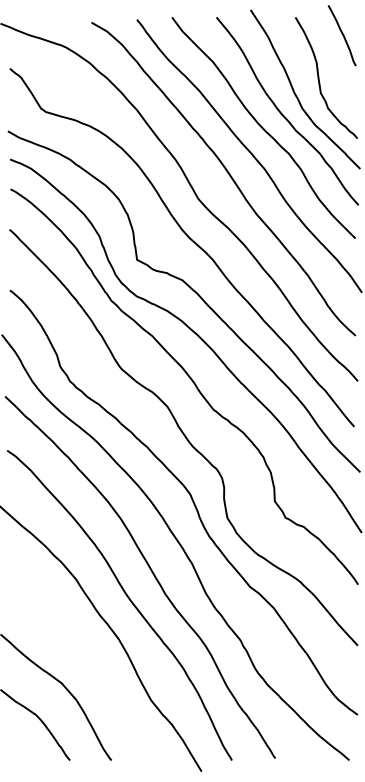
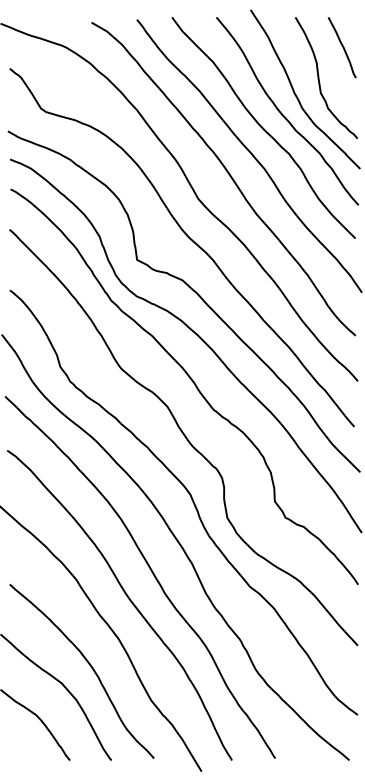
curve position: (342, 35) -> (342, 47) (342, 47)
curve: none -> present (88, 664)
